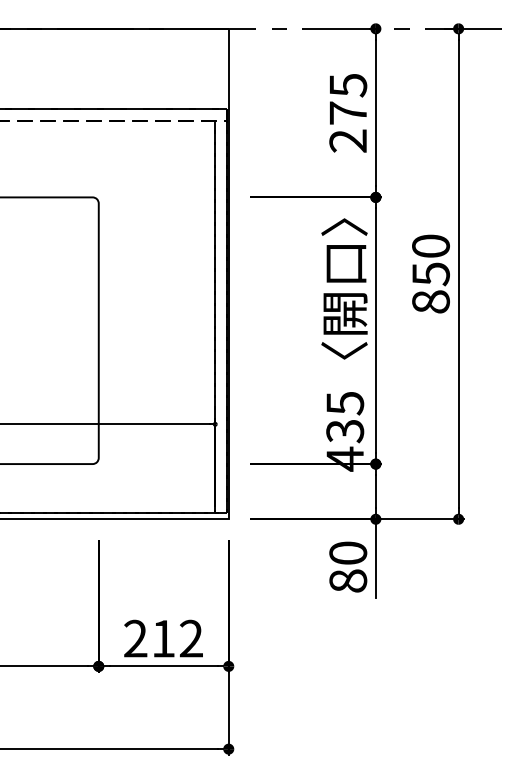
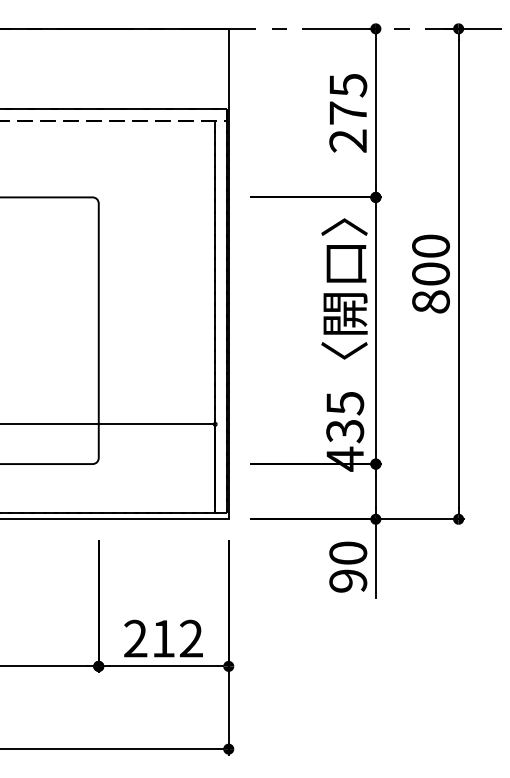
text: 850 -> 800 (430, 274)
text: 80 -> 90 (348, 580)
